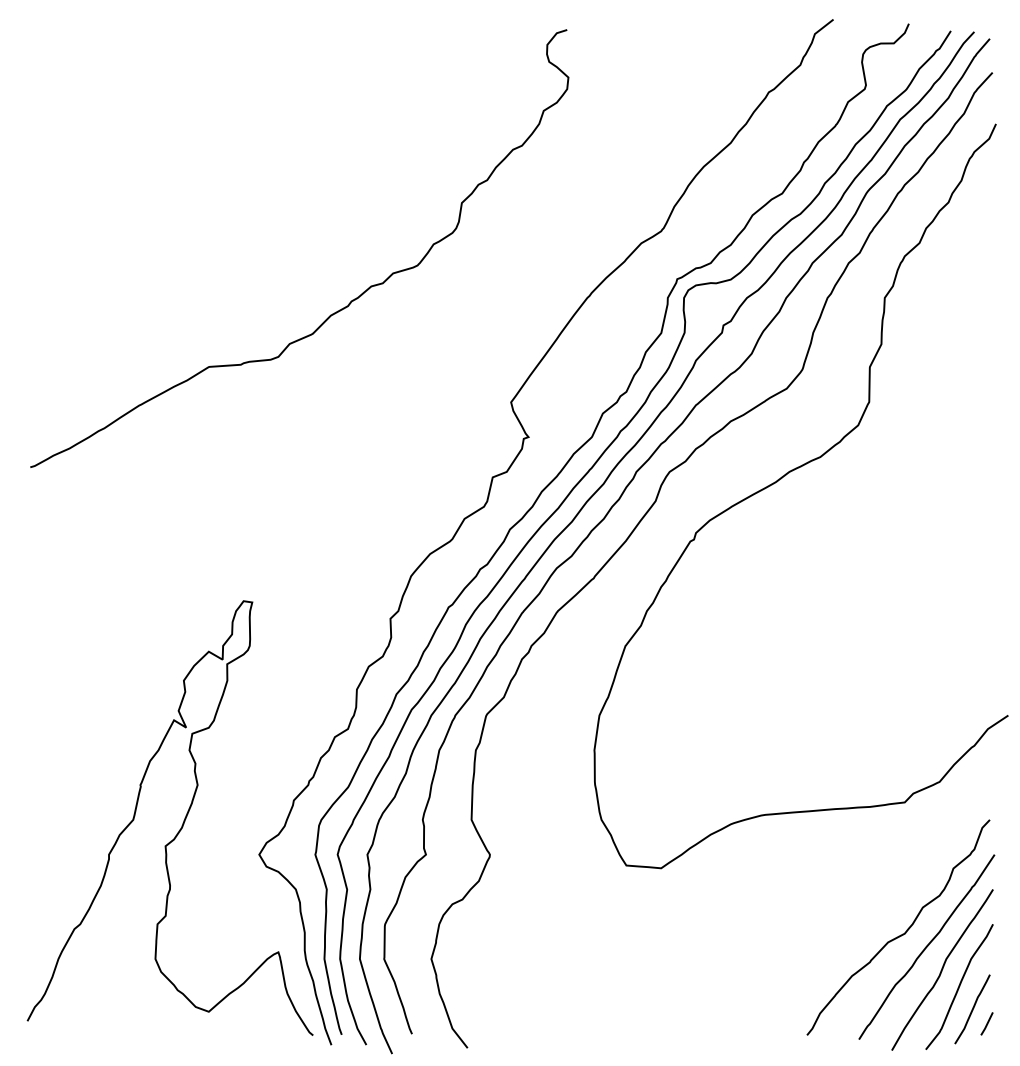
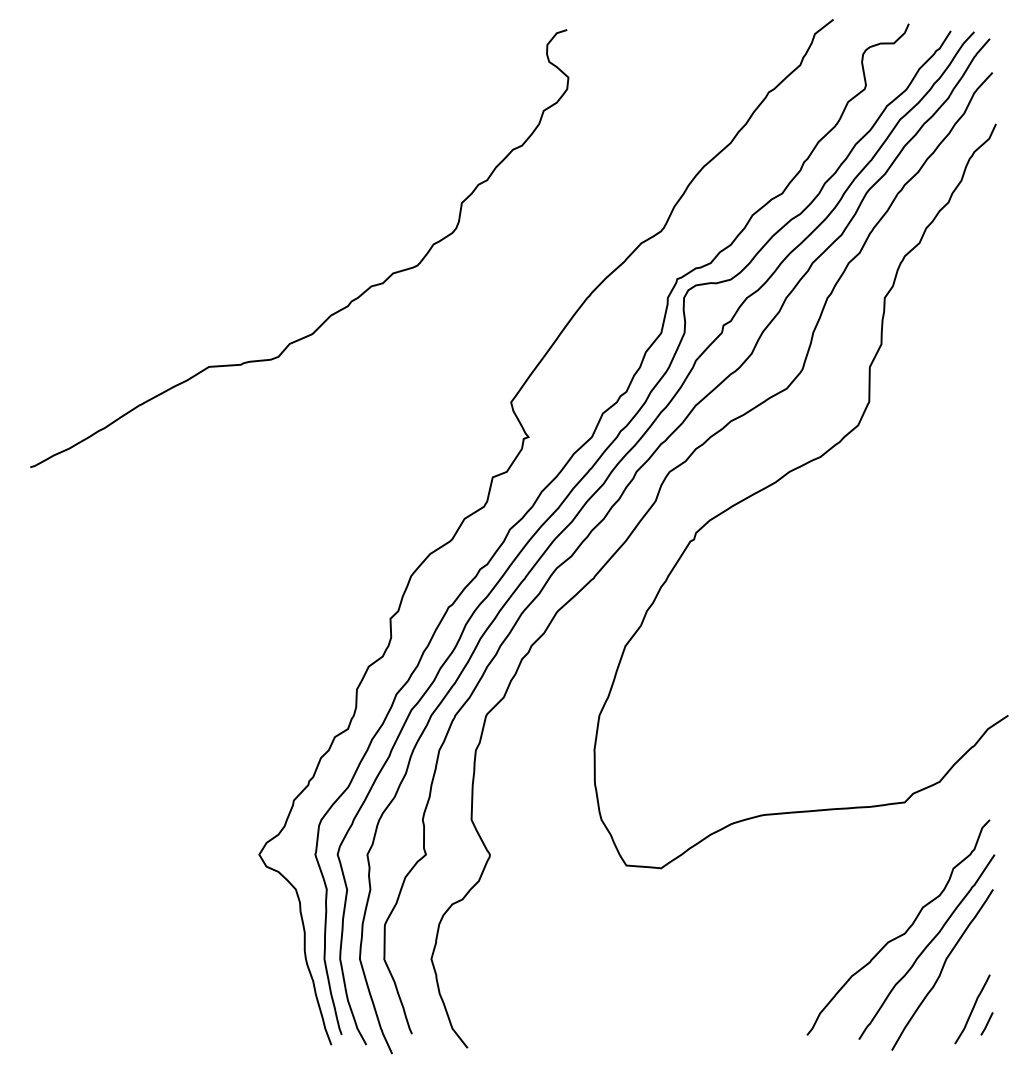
curve: present -> none (183, 820)
curve: present -> none (959, 986)
